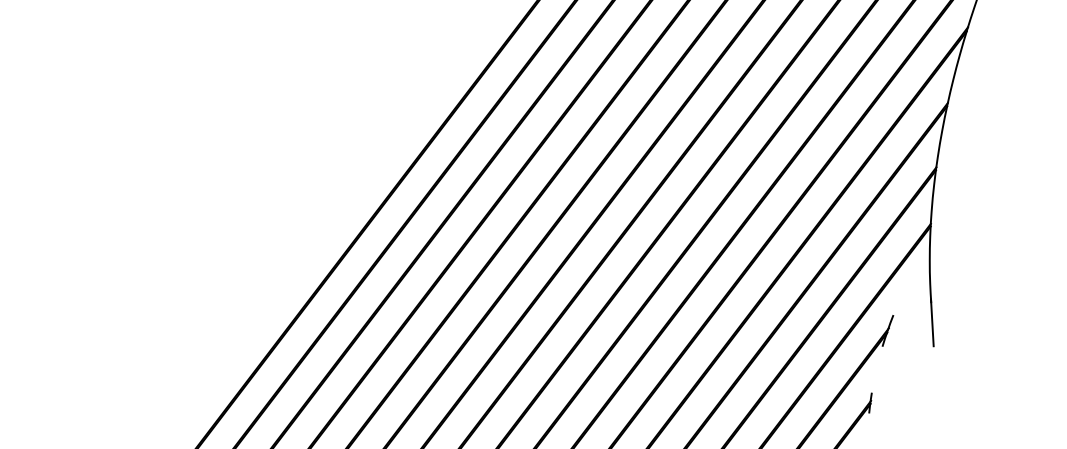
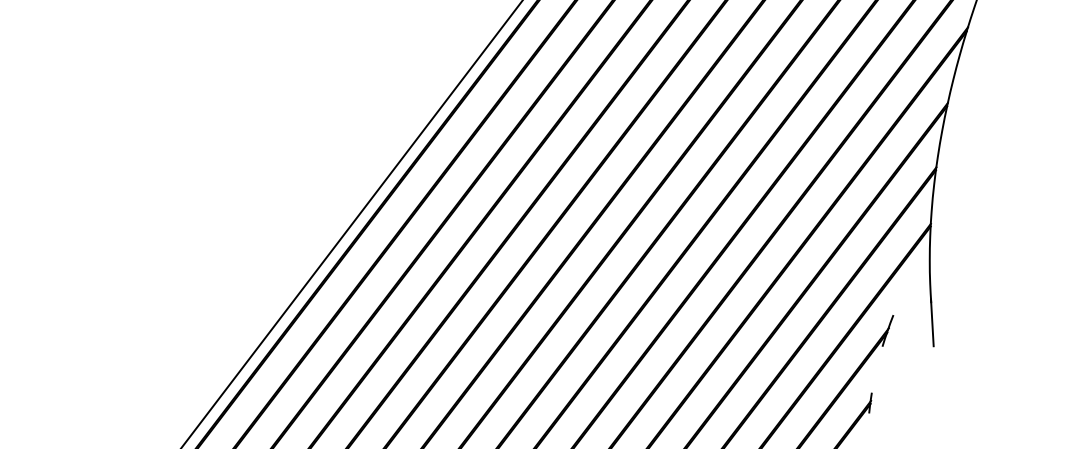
line: none -> present (352, 223)
